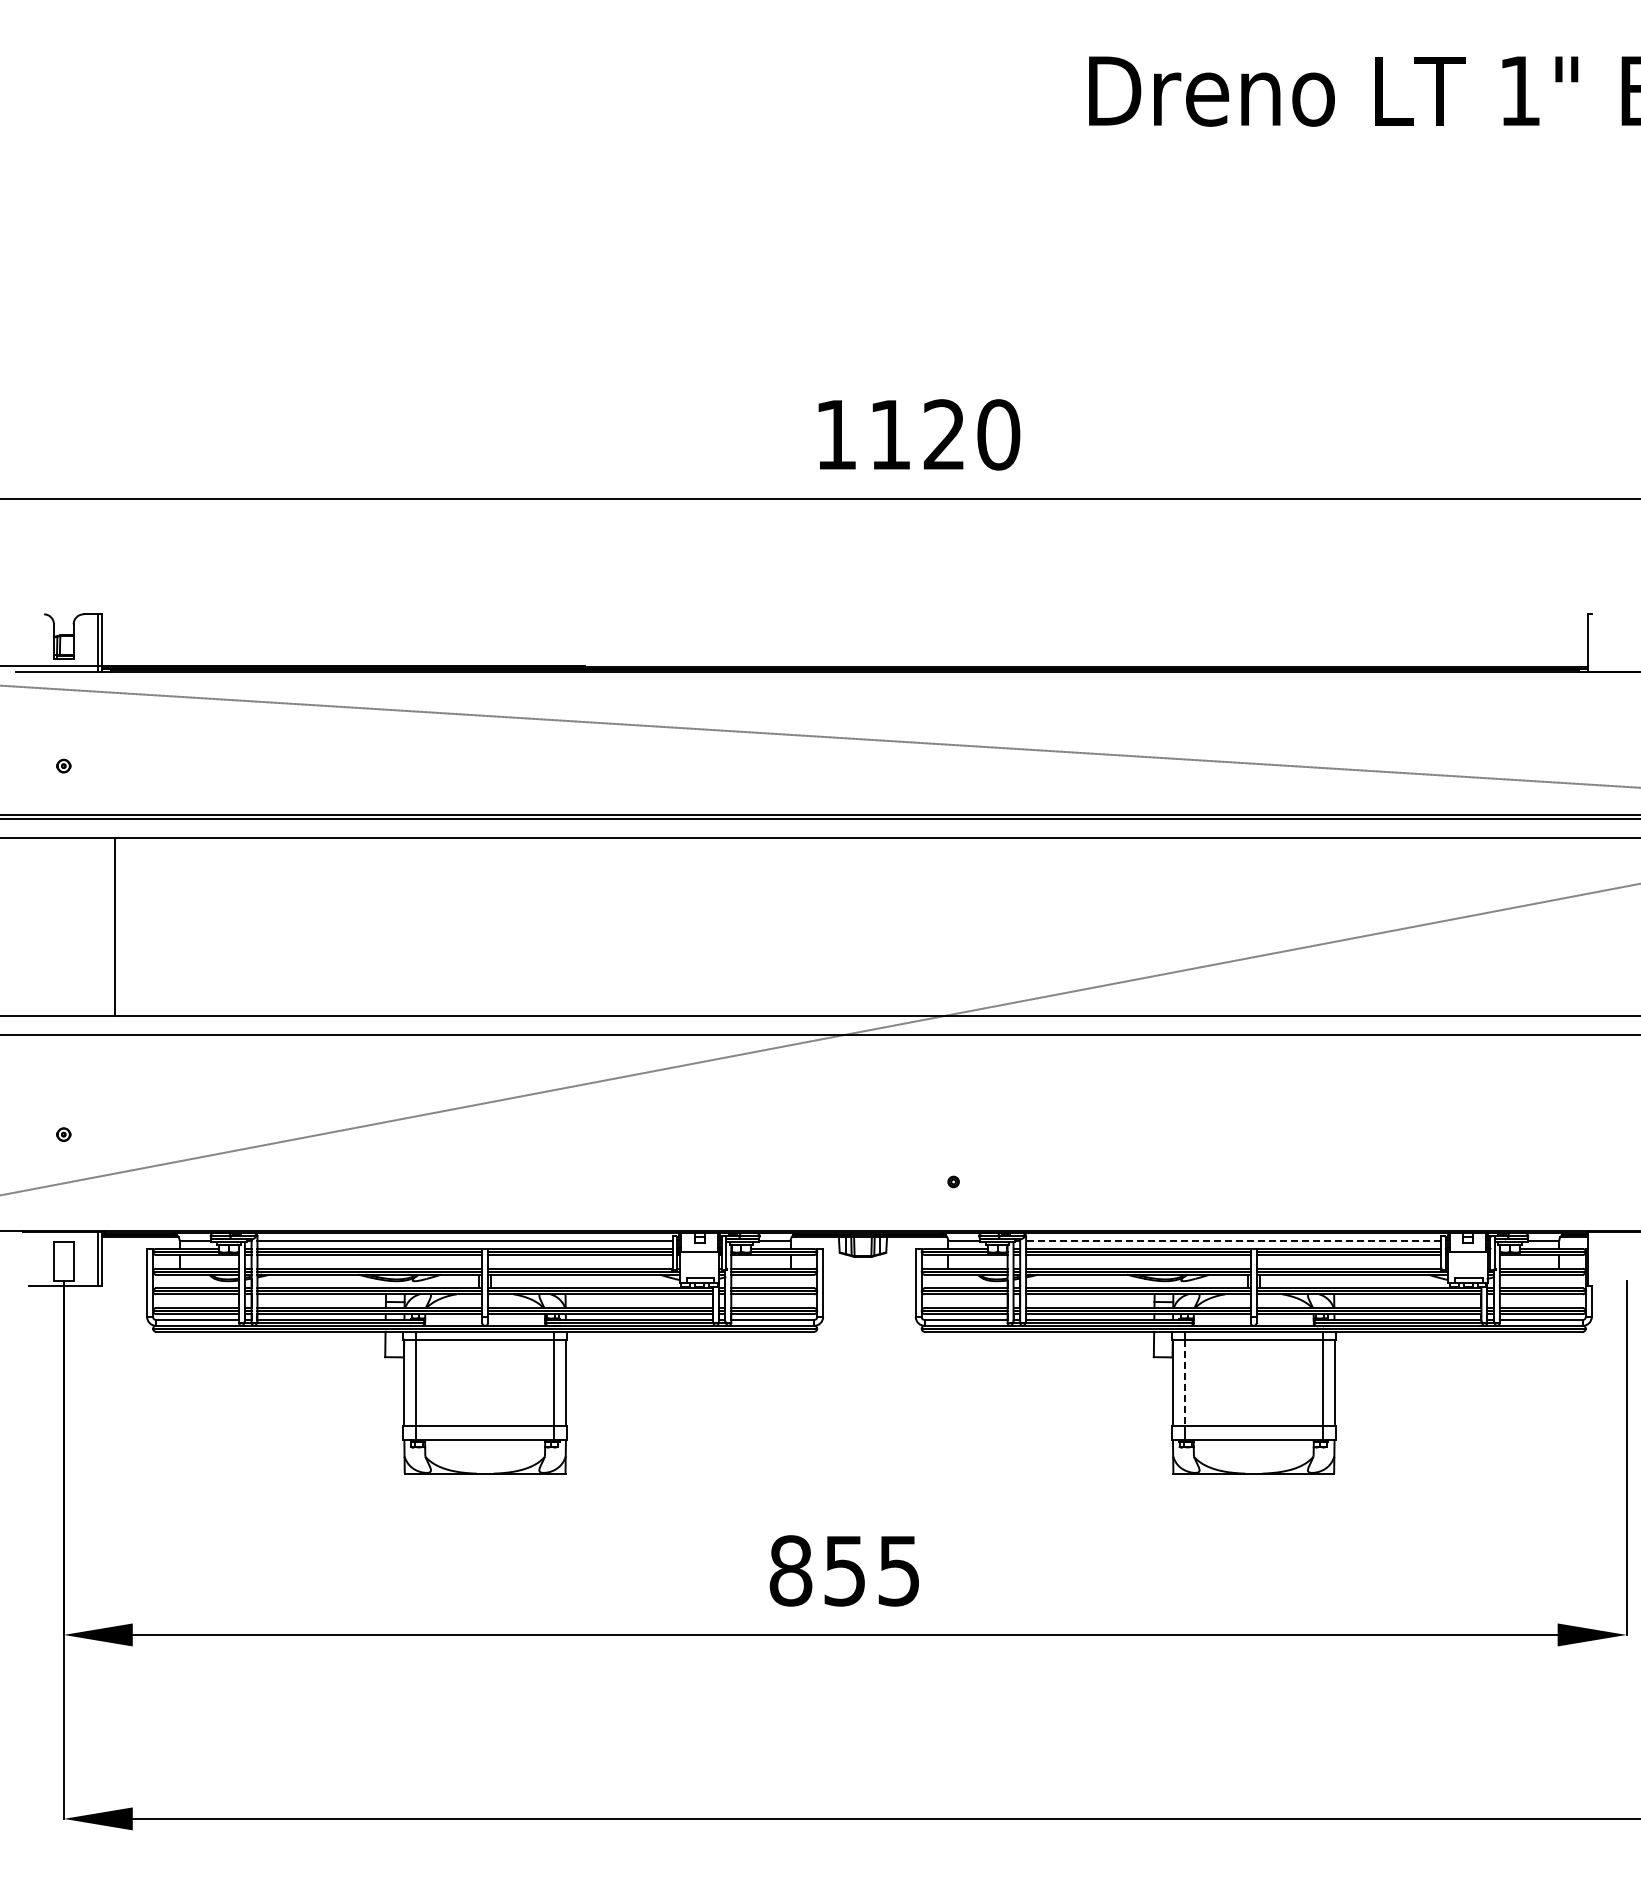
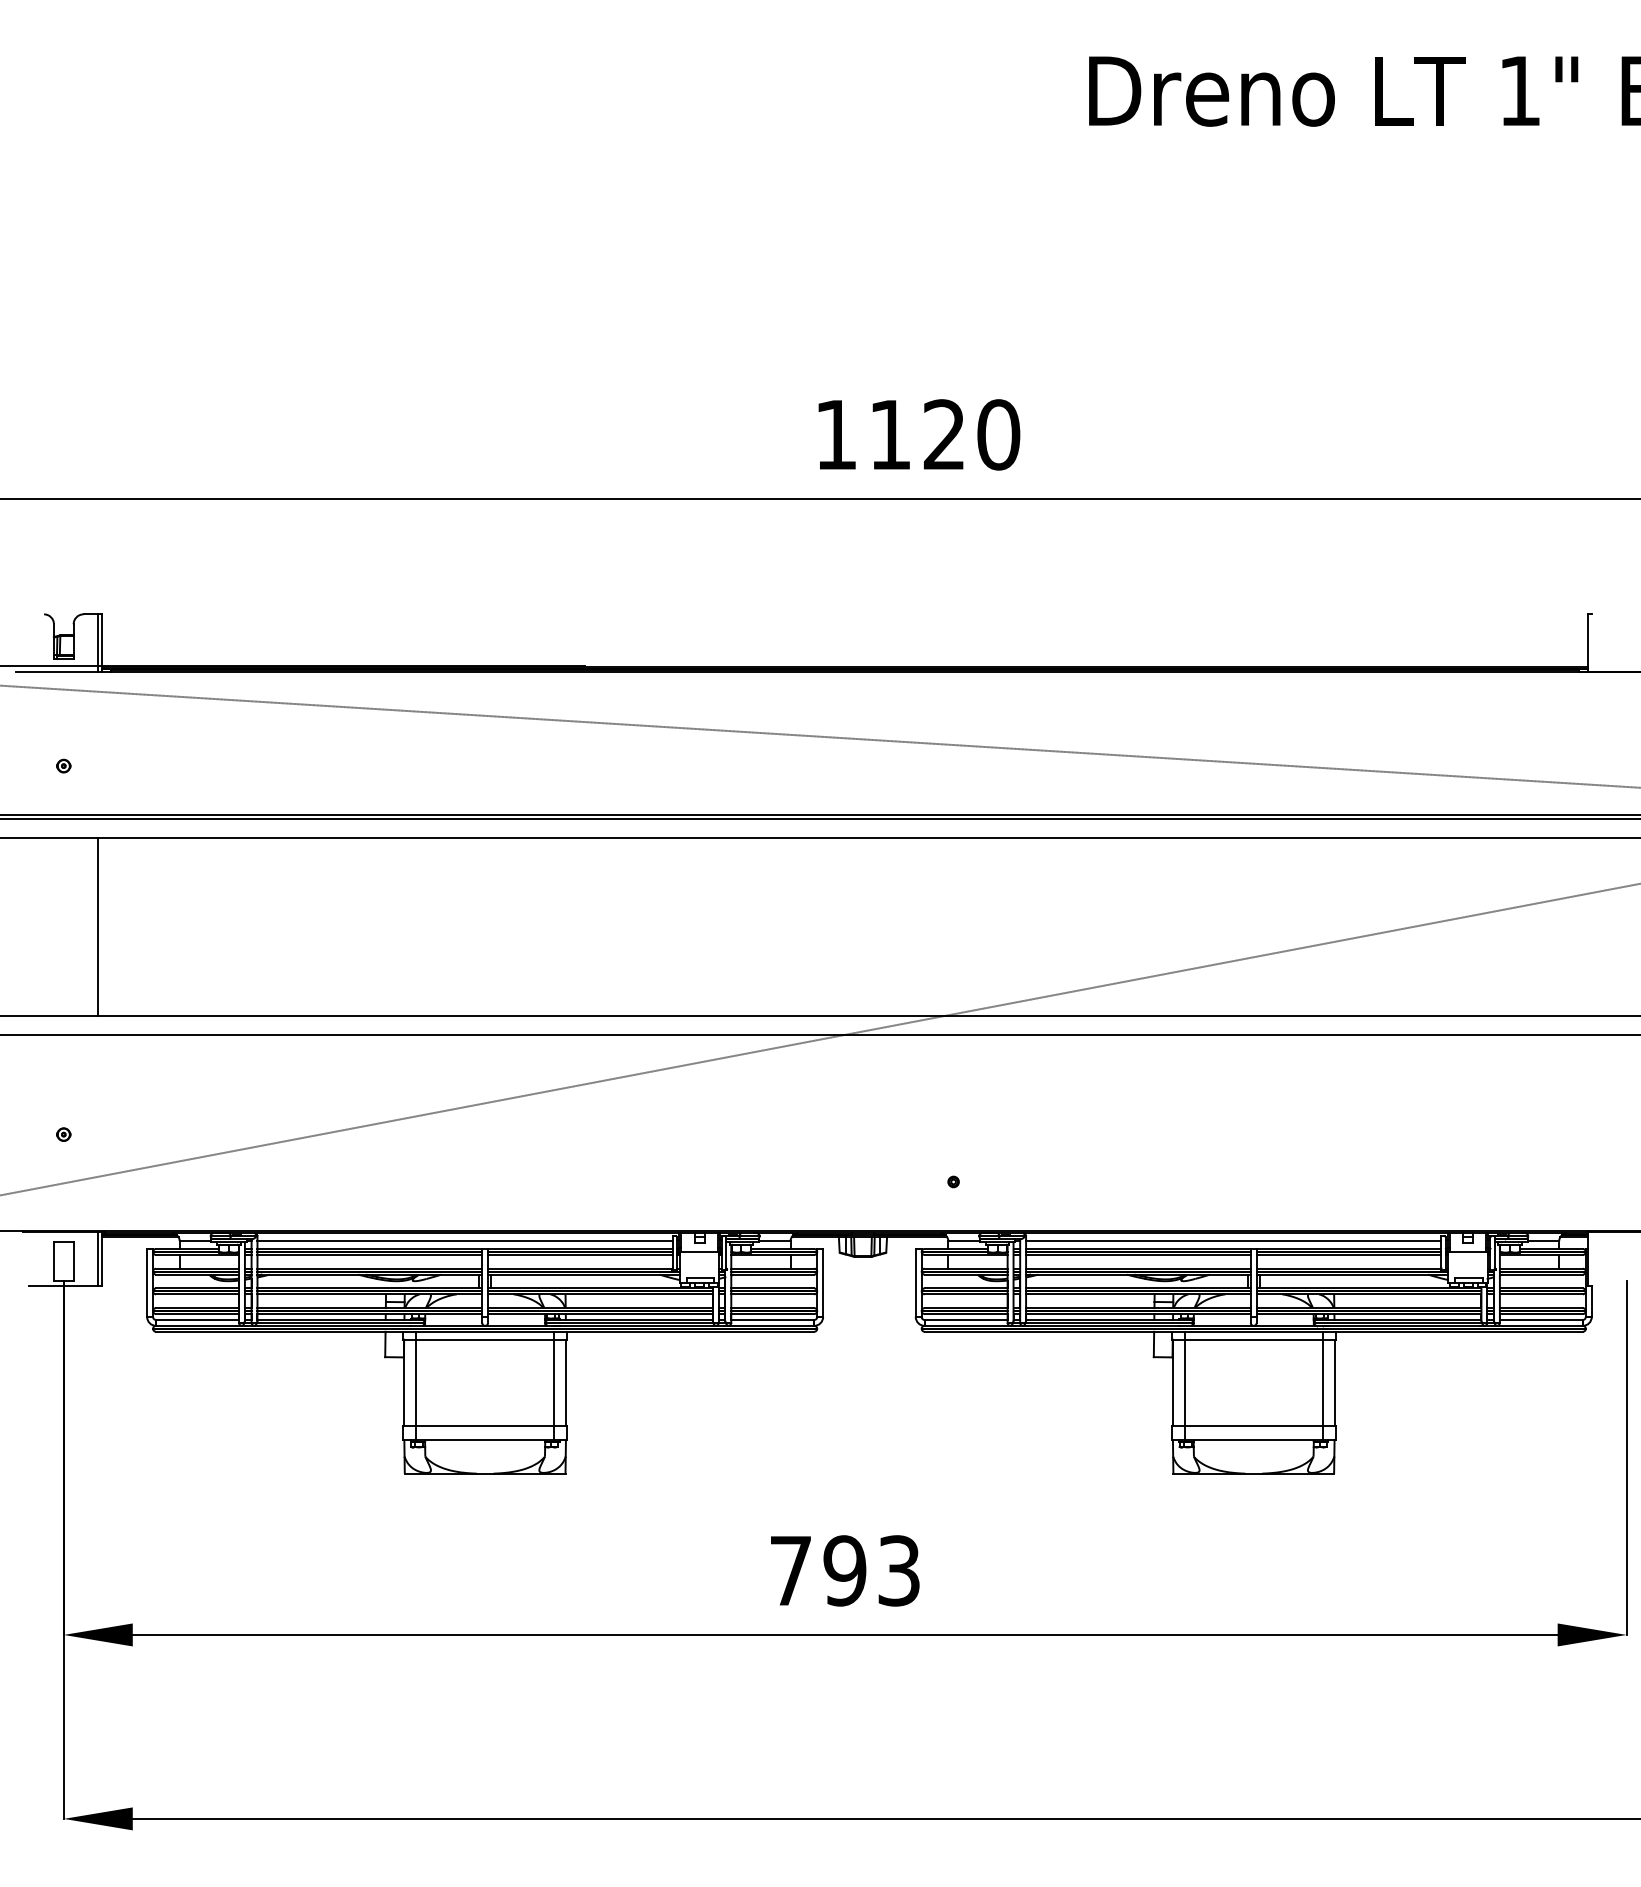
line position: (115, 926) -> (98, 926) (98, 926)
line: dashed -> solid (1233, 1241)
line: dashed -> solid (1184, 1383)
text: 855 -> 793 (844, 1570)
